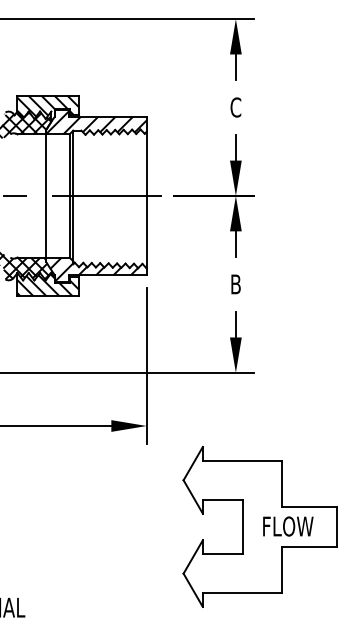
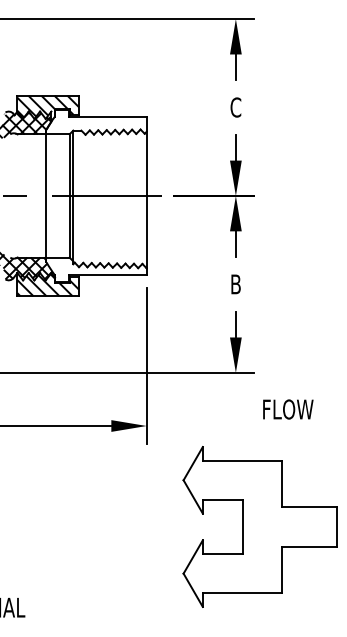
hatch: present -> none (96, 122)
hatch: present -> none (94, 269)
text position: (288, 526) -> (288, 409) (288, 409)
